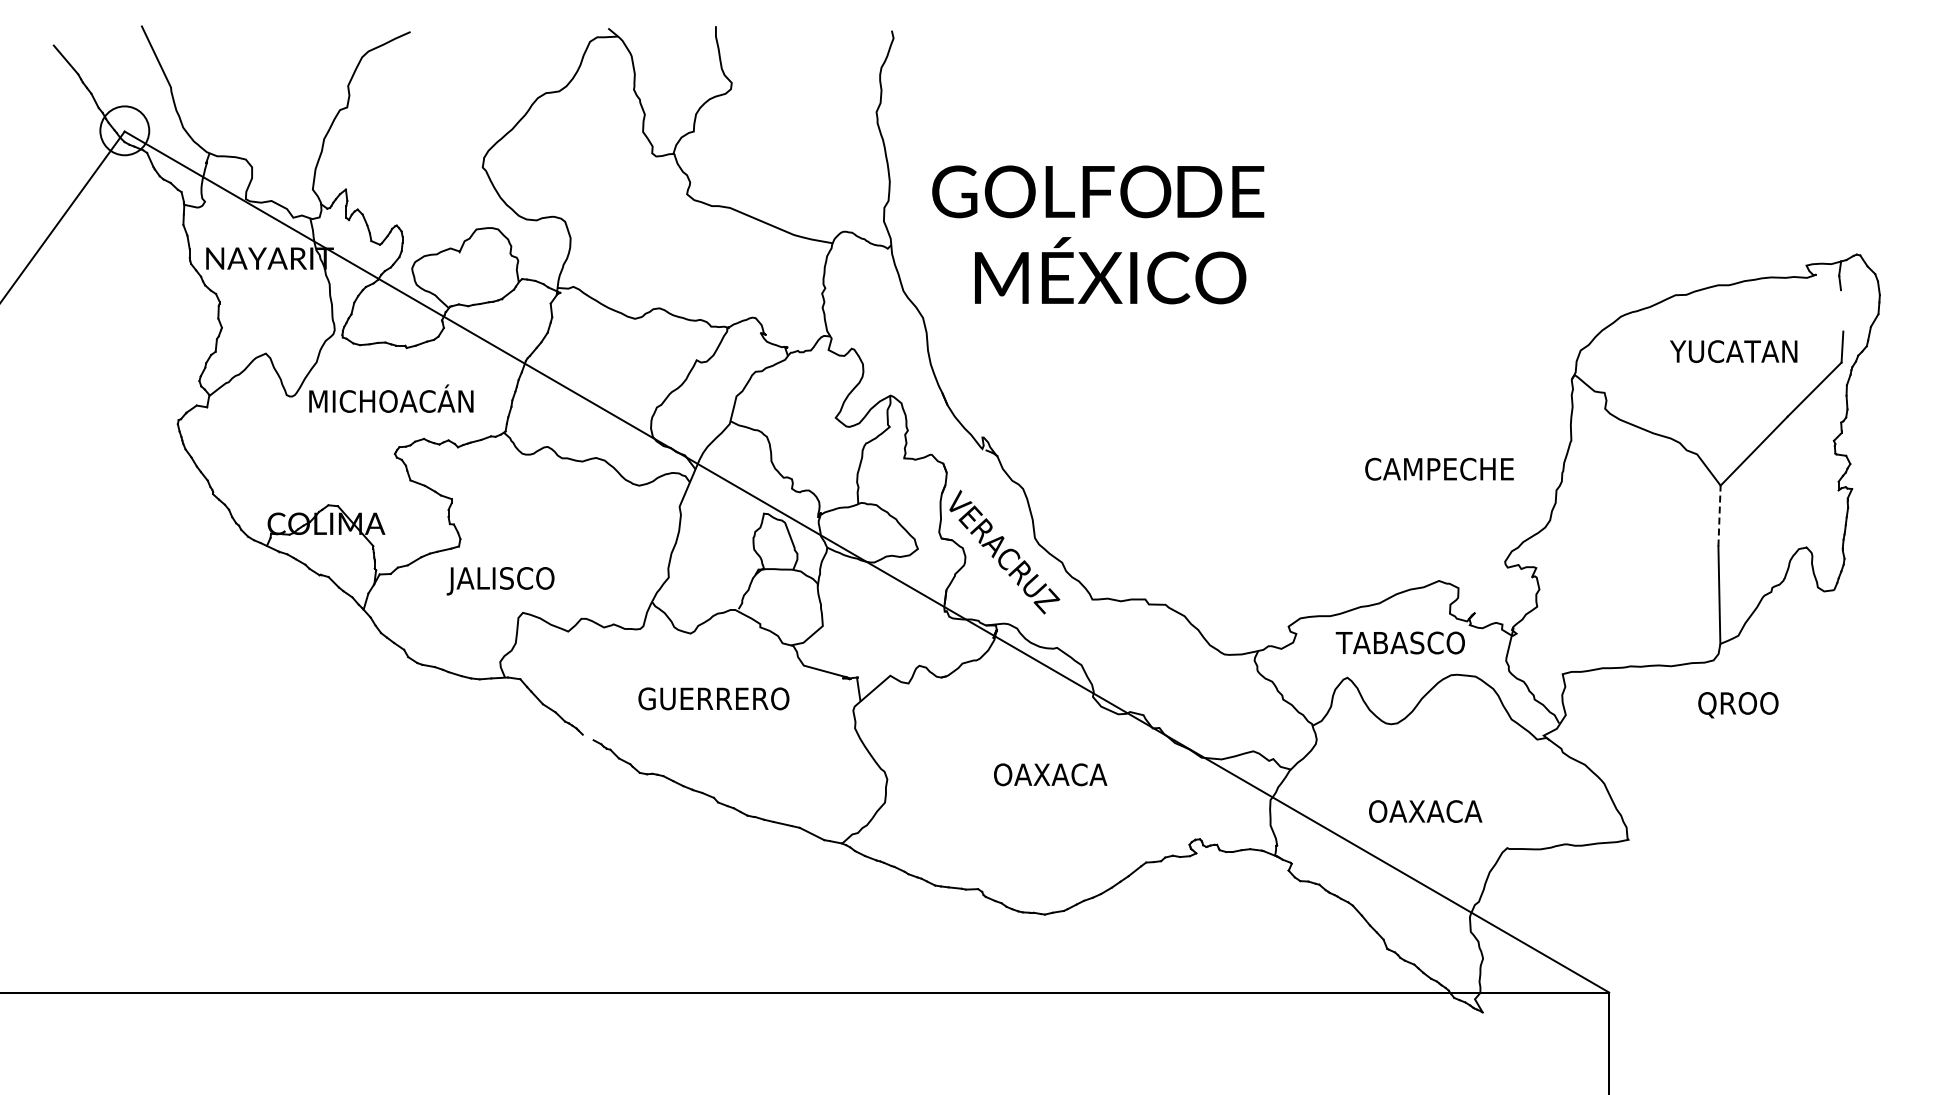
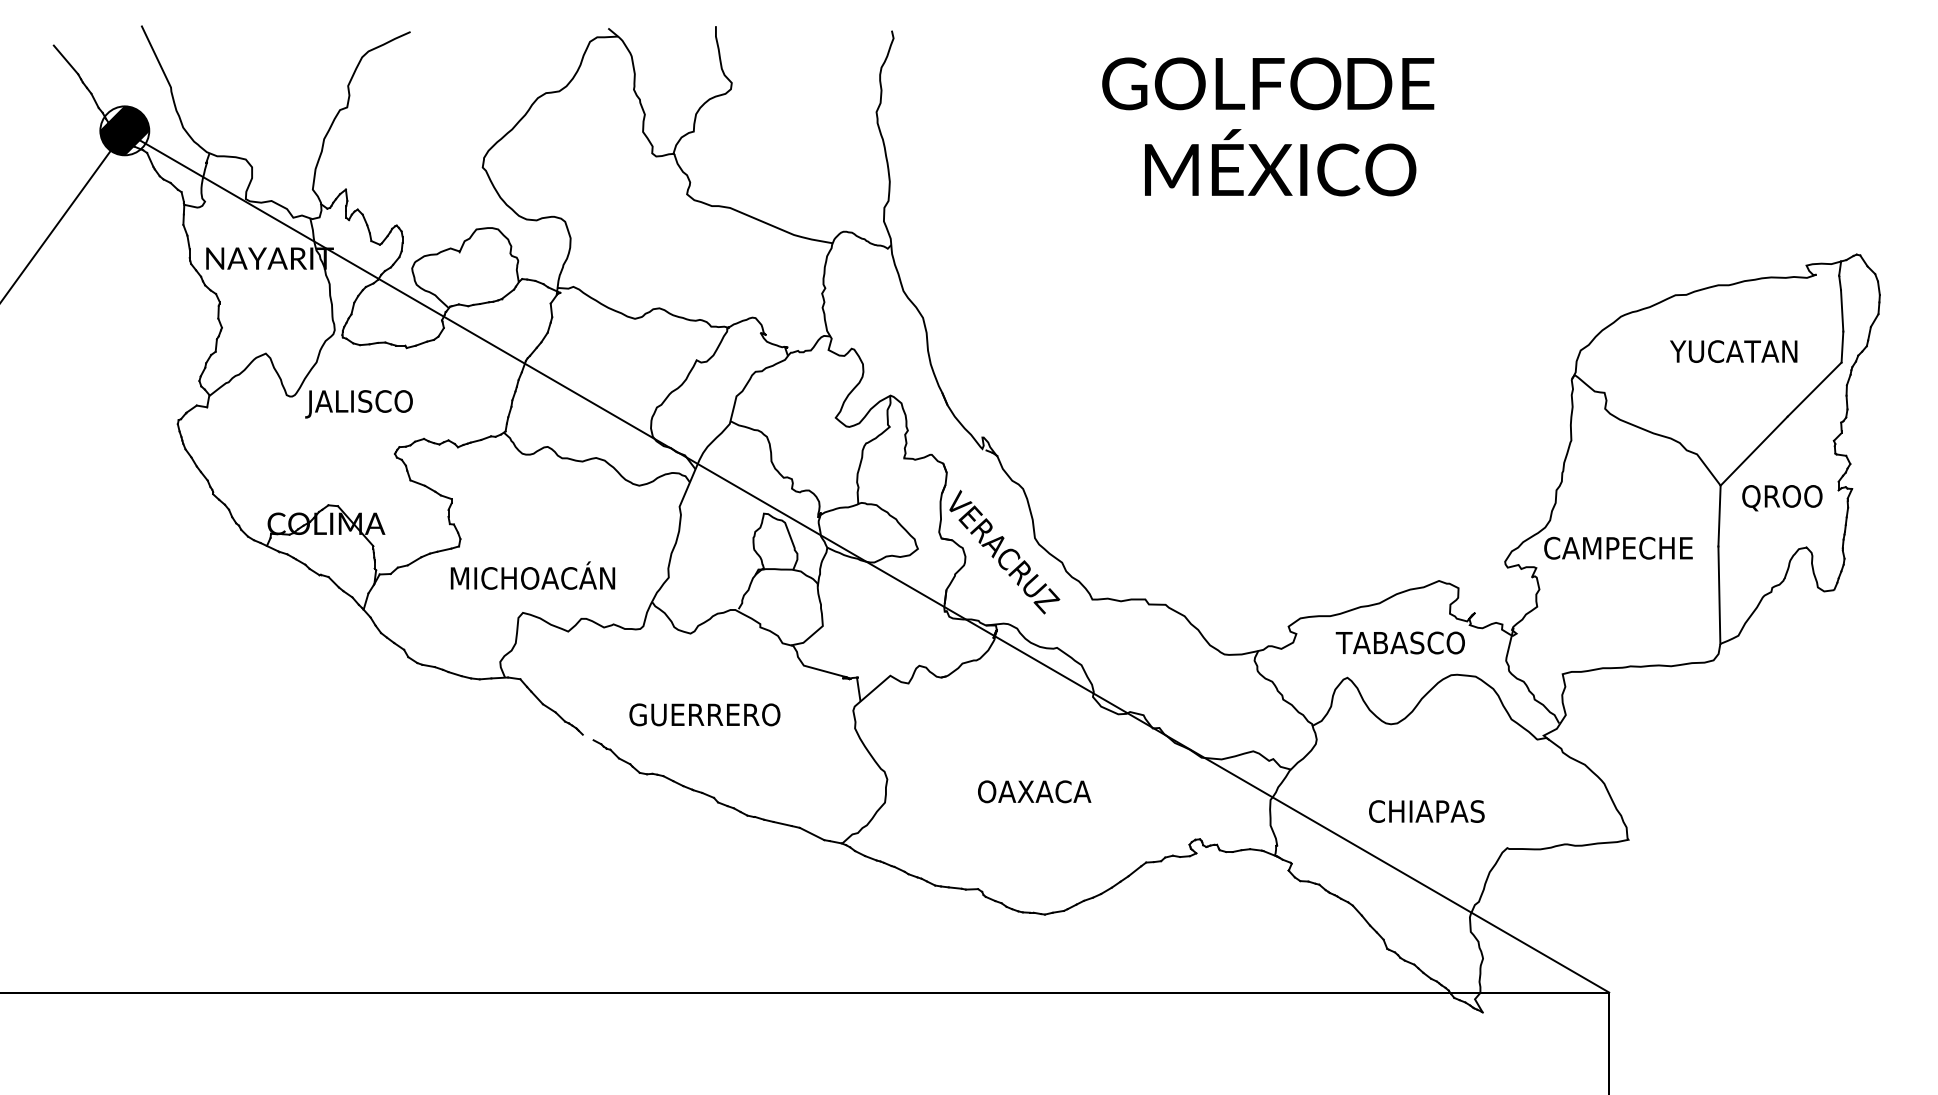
hatch: none -> present (124, 130)
text position: (1098, 234) -> (1268, 126) (1268, 126)
line: none -> present (1842, 310)
text: MICHOACÁN -> JALISCO (389, 401)
text position: (1439, 468) -> (1618, 547) (1618, 547)
line: dashed -> solid (1719, 515)
text: JALISCO -> MICHOACÁN (530, 578)
text position: (713, 698) -> (704, 714) (704, 714)
text position: (1738, 705) -> (1782, 498) (1782, 498)
text position: (1050, 774) -> (1034, 791) (1034, 791)
text: OAXACA -> CHIAPAS (1429, 811)
